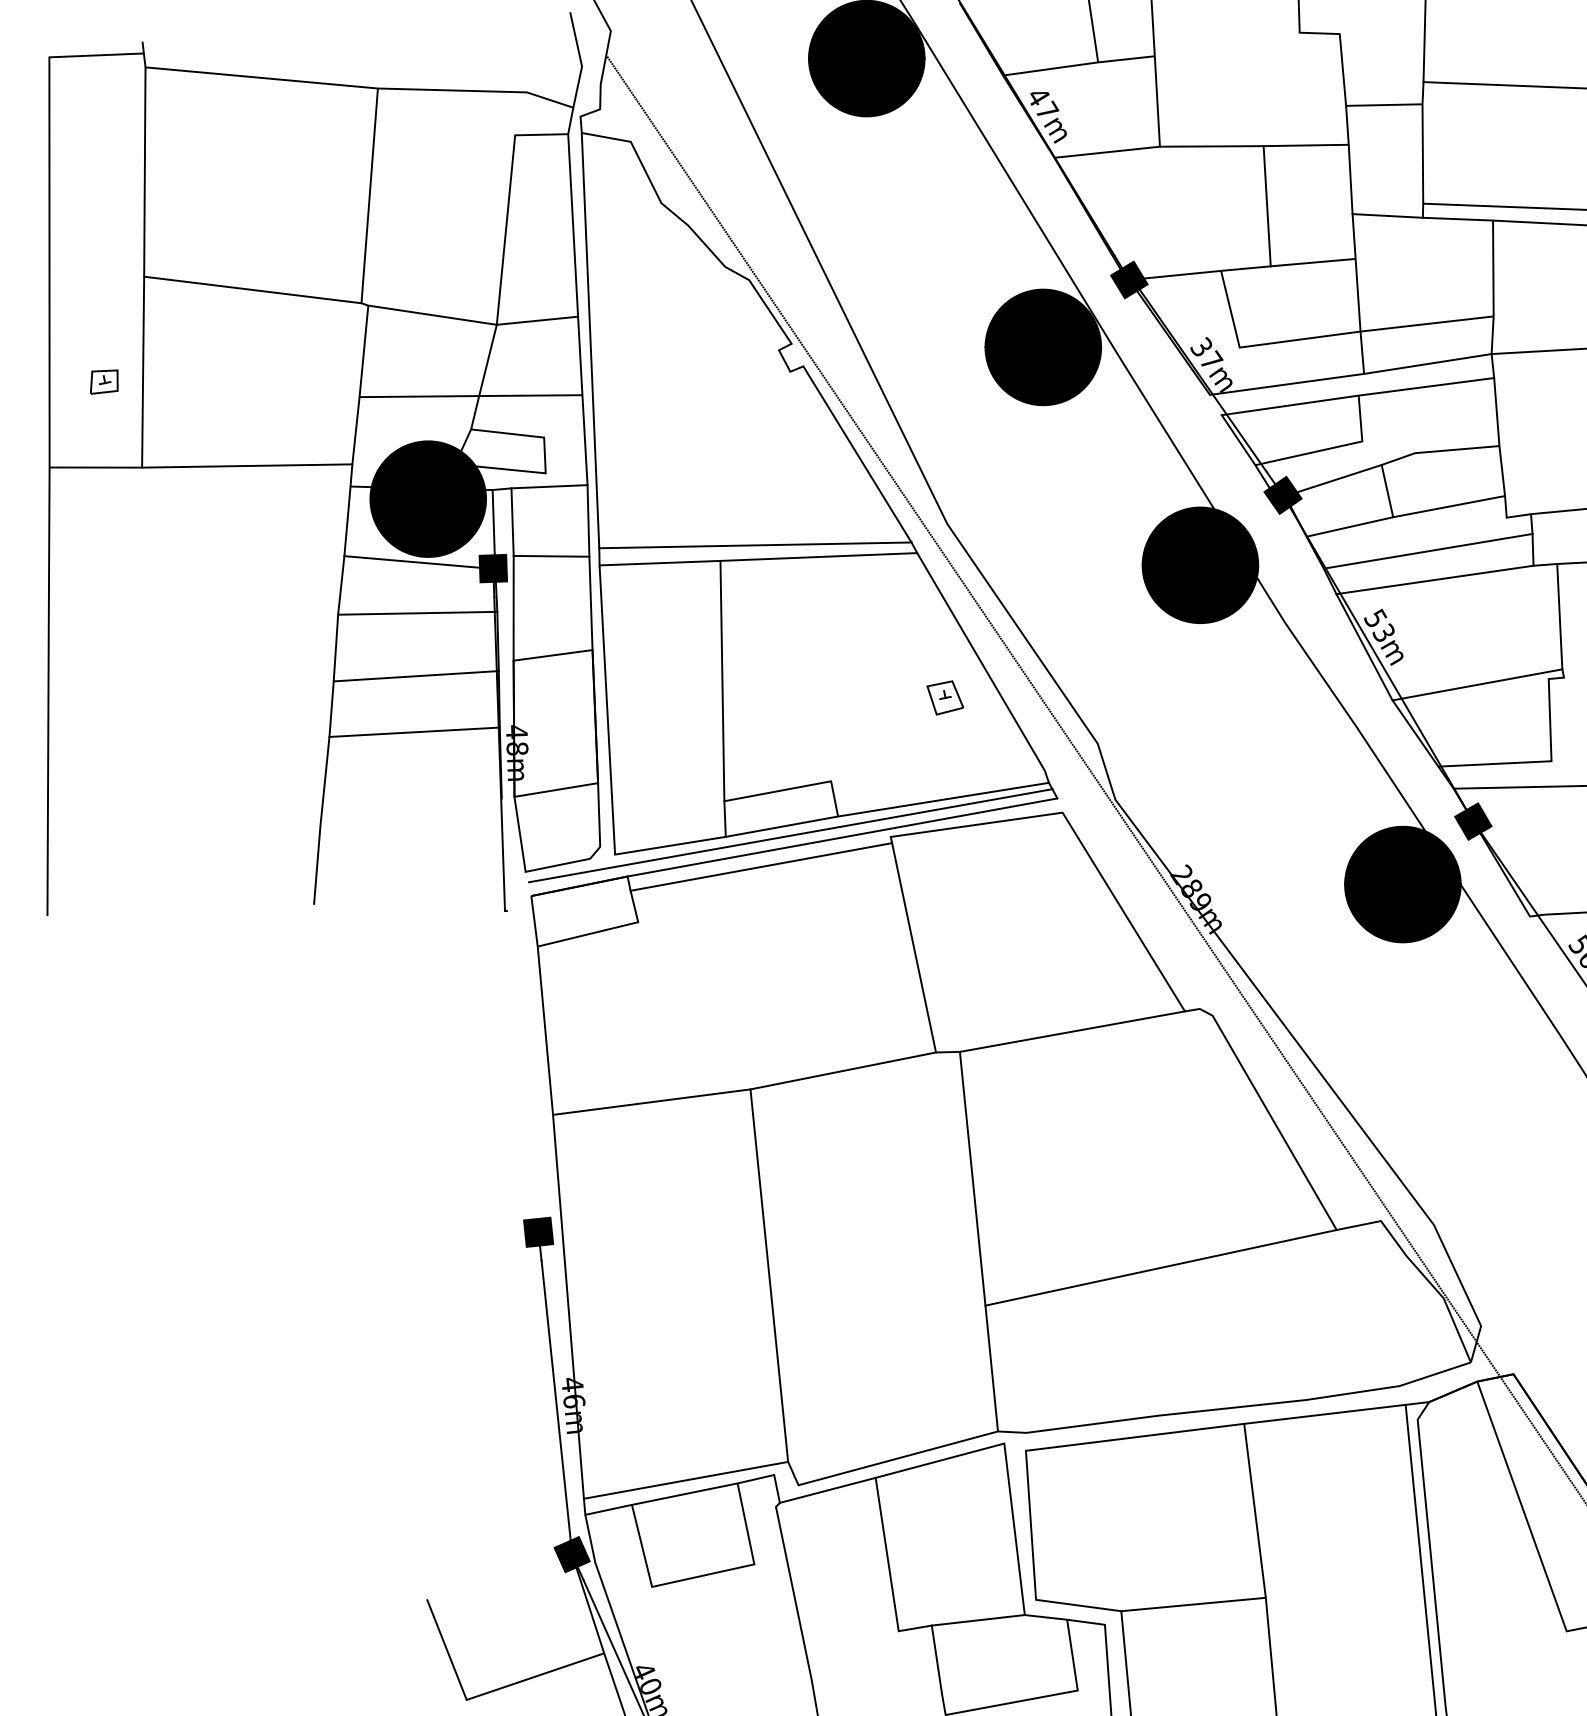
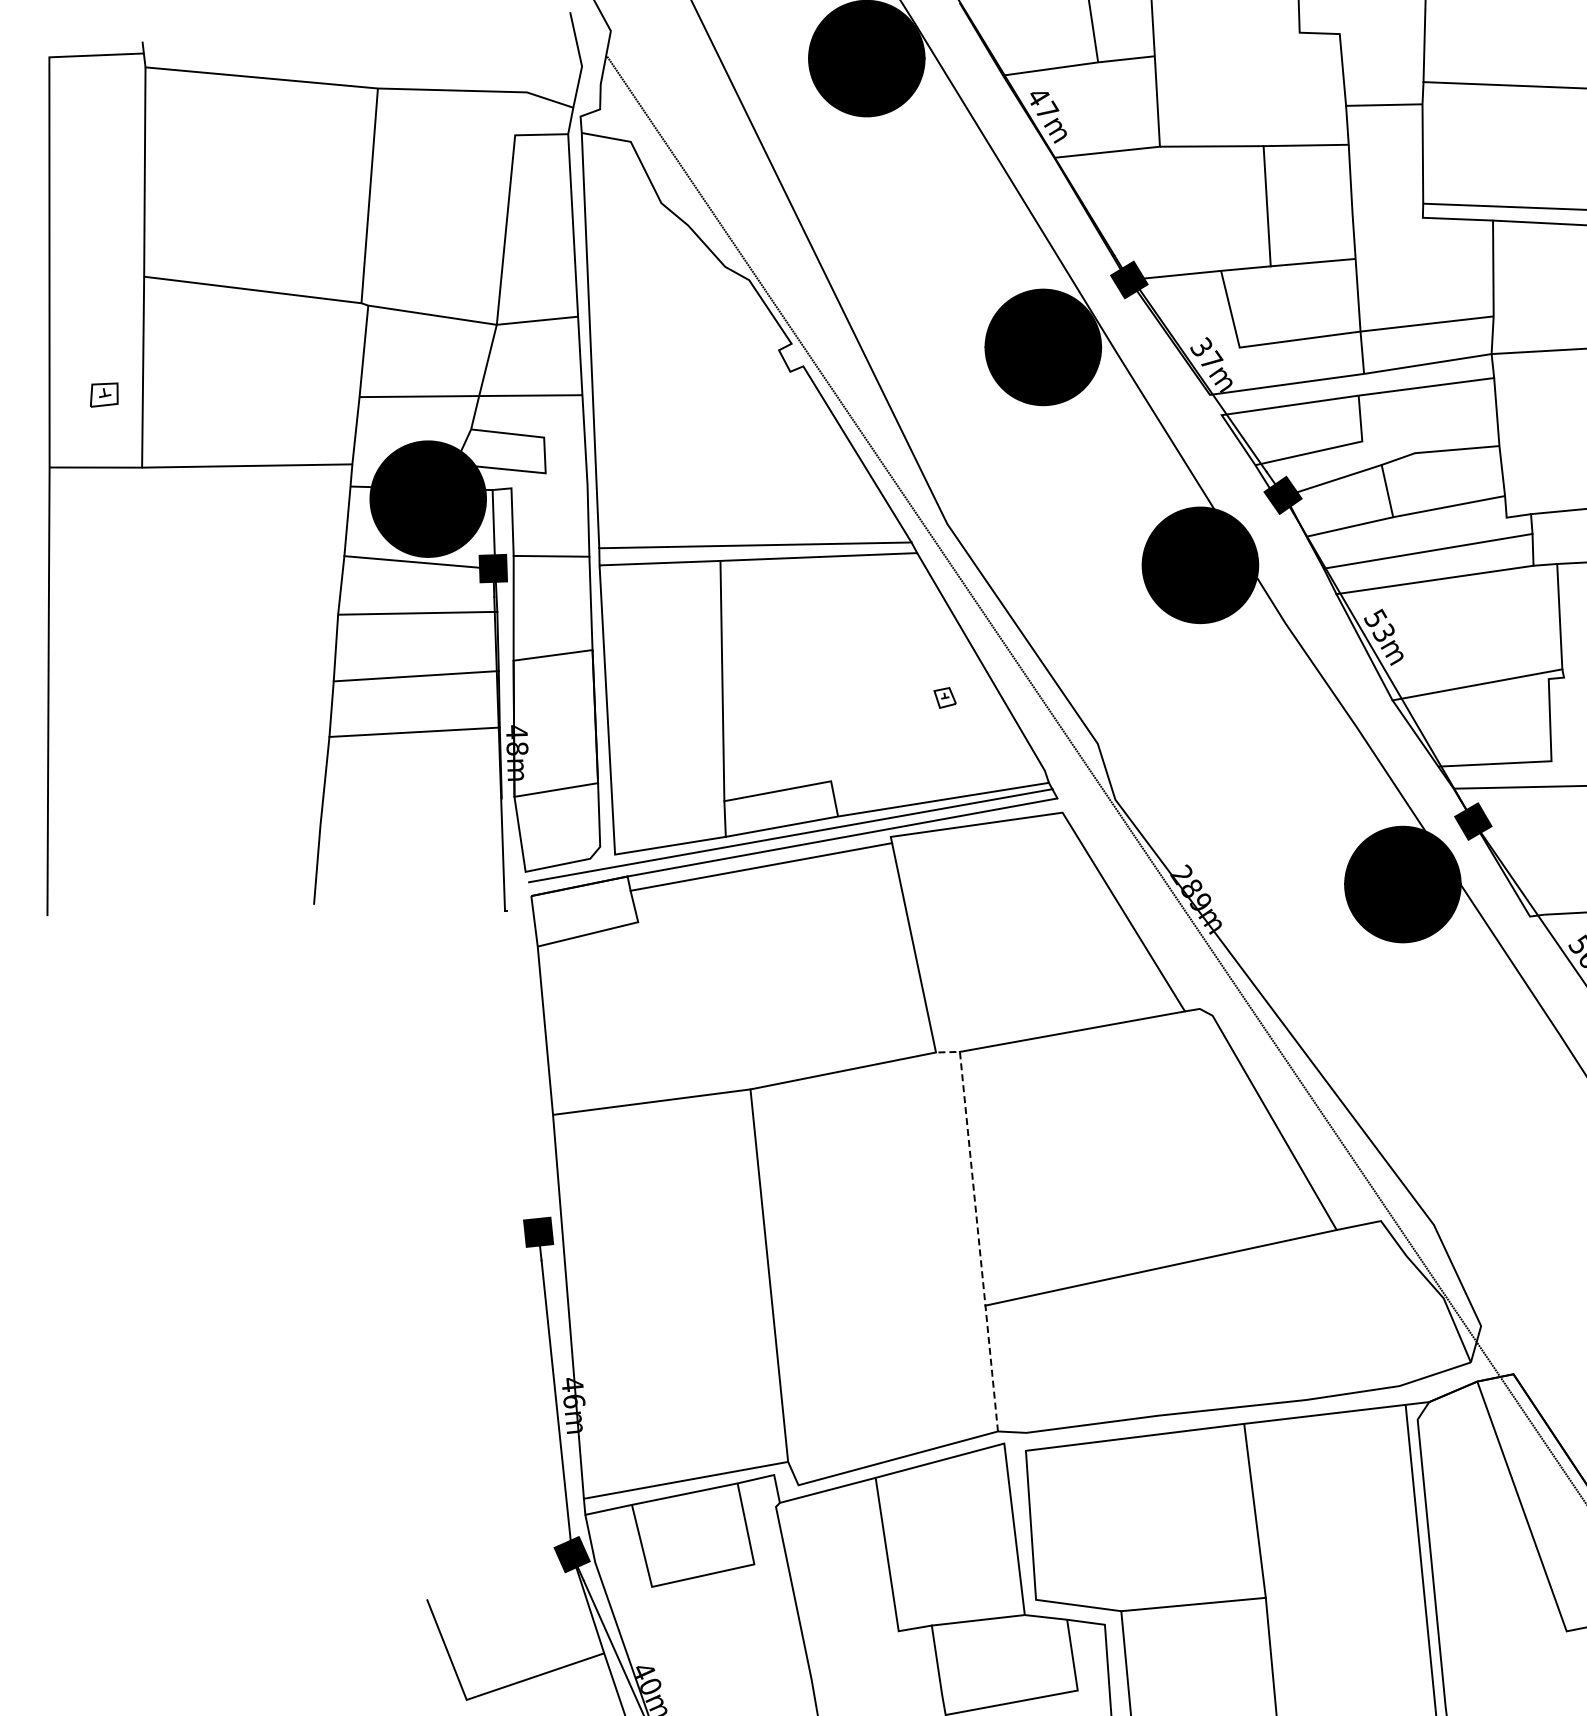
line: present -> none (1387, 215)
part position: (104, 381) -> (104, 394) (104, 394)
line: present -> none (549, 486)
part size: 38x36 px -> 24x22 px (944, 697)
line: solid -> dashed (977, 1229)
